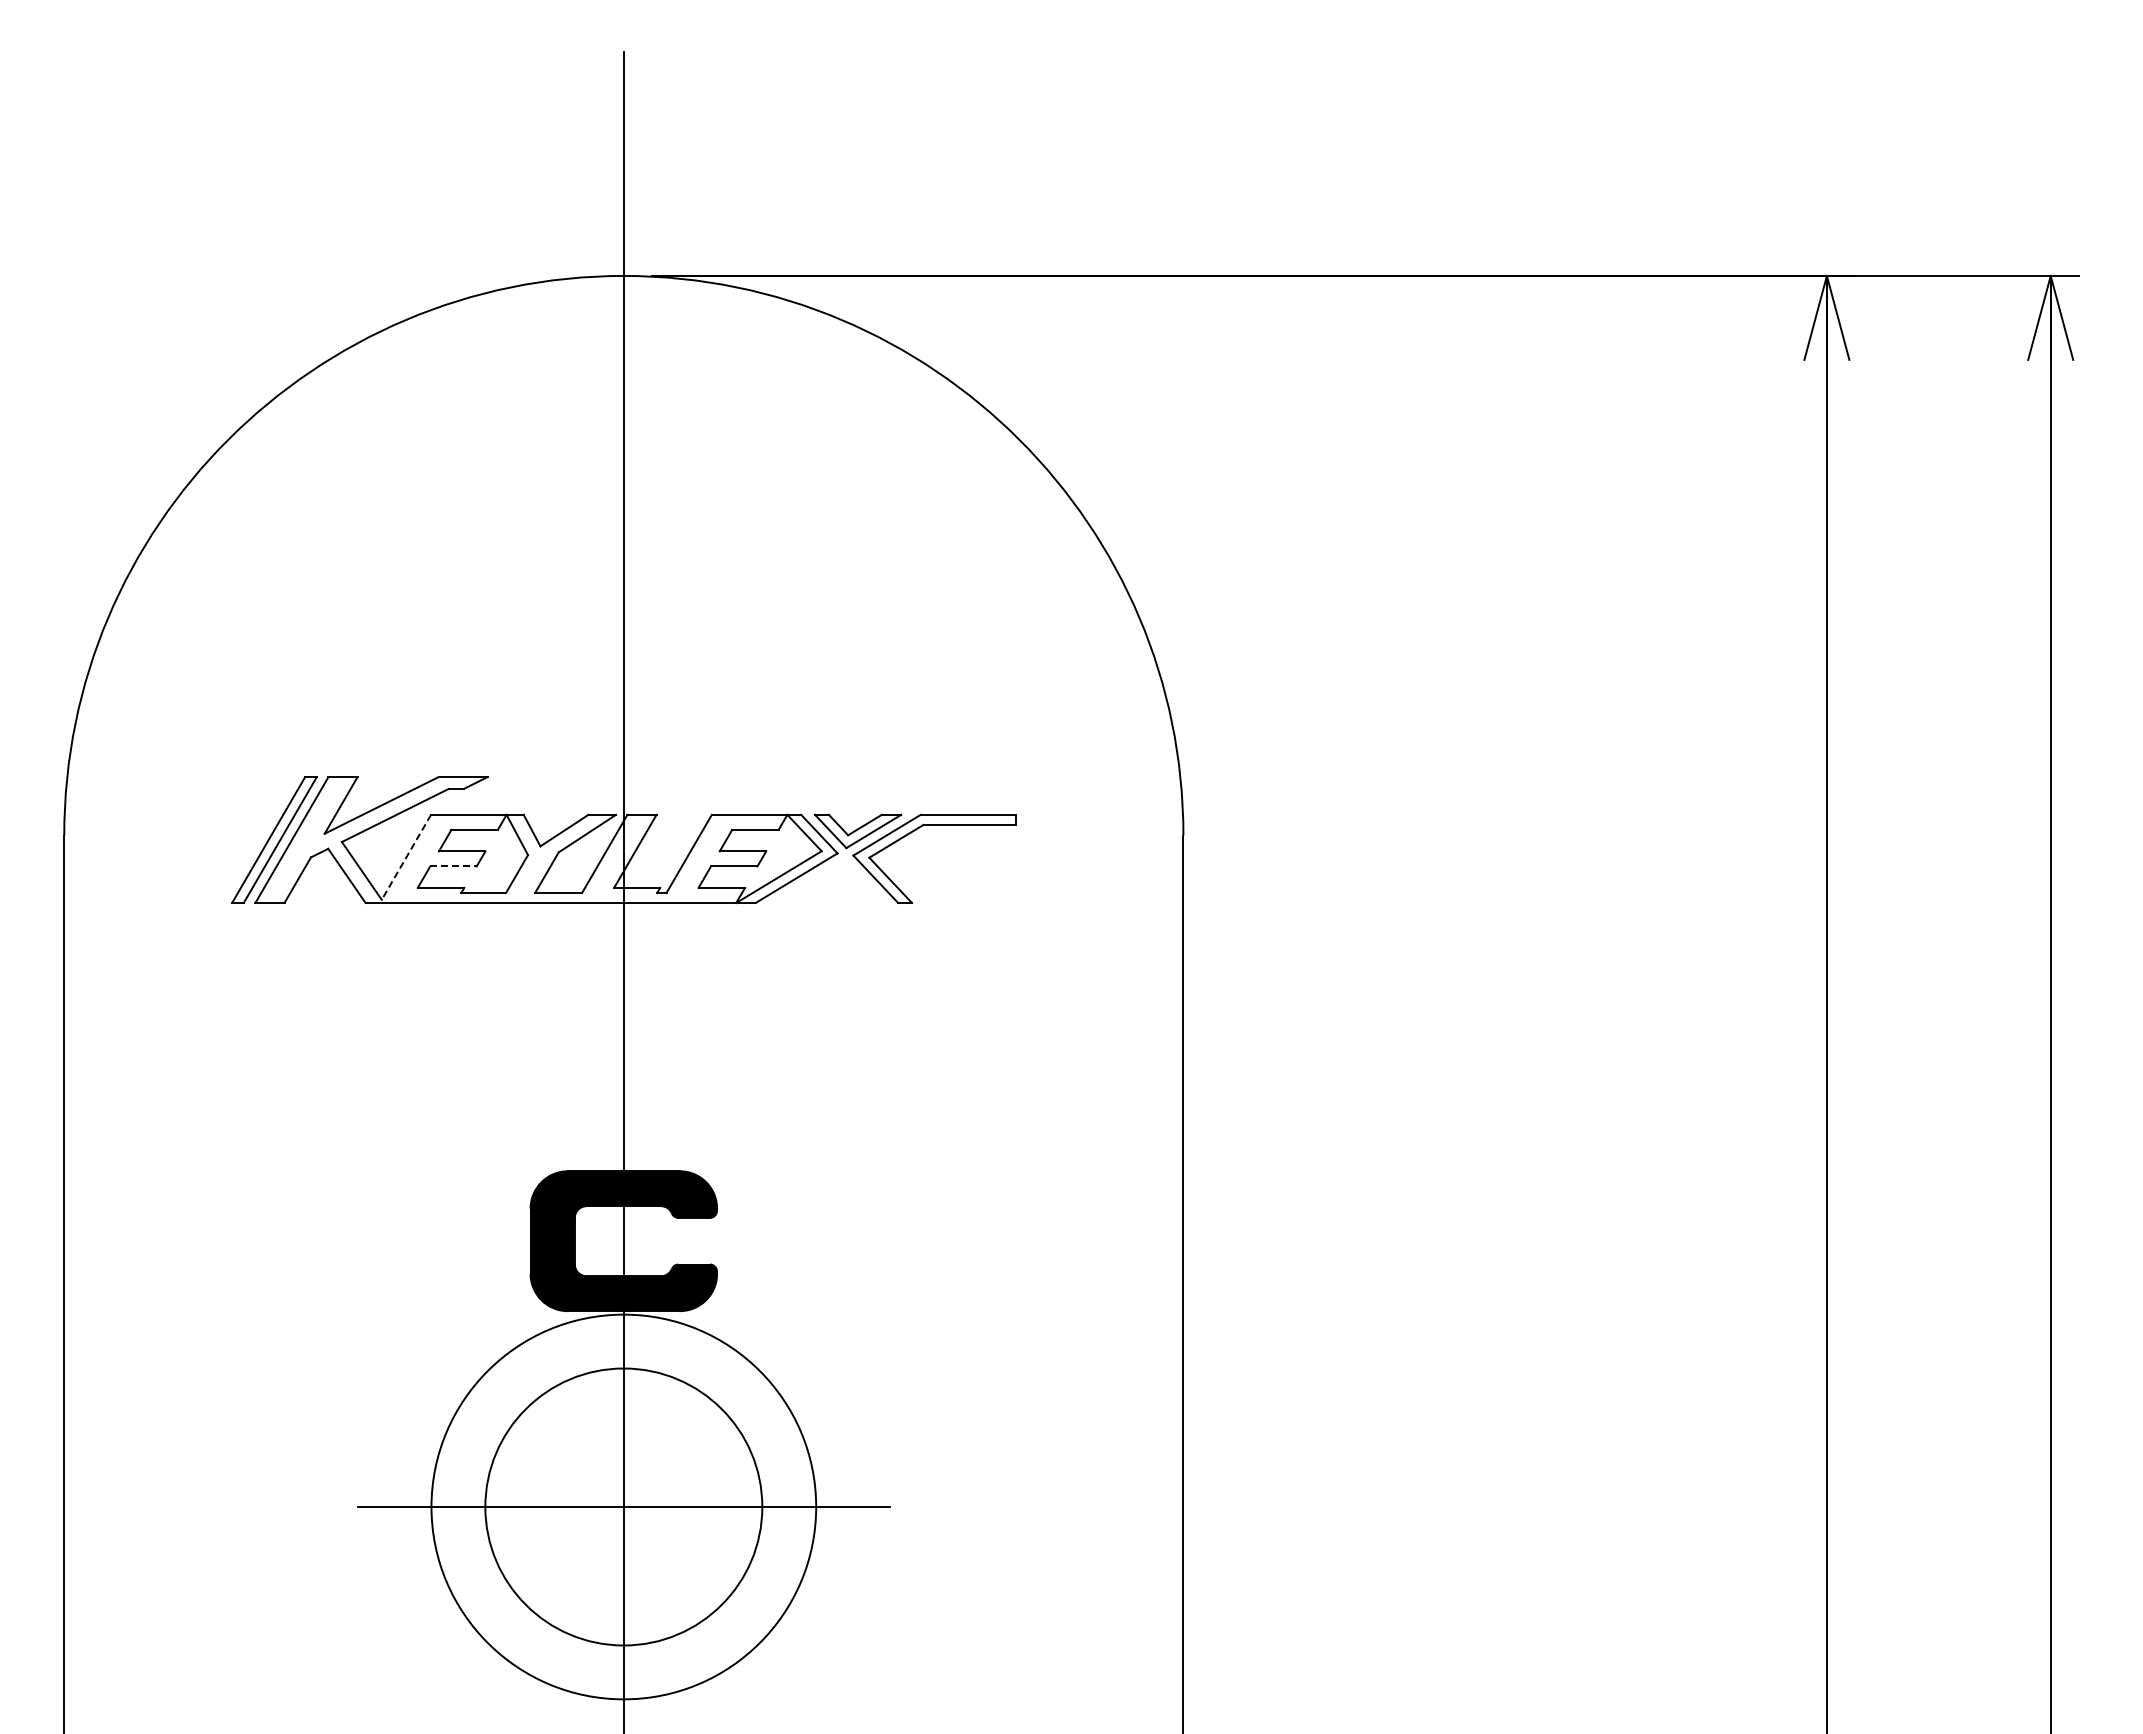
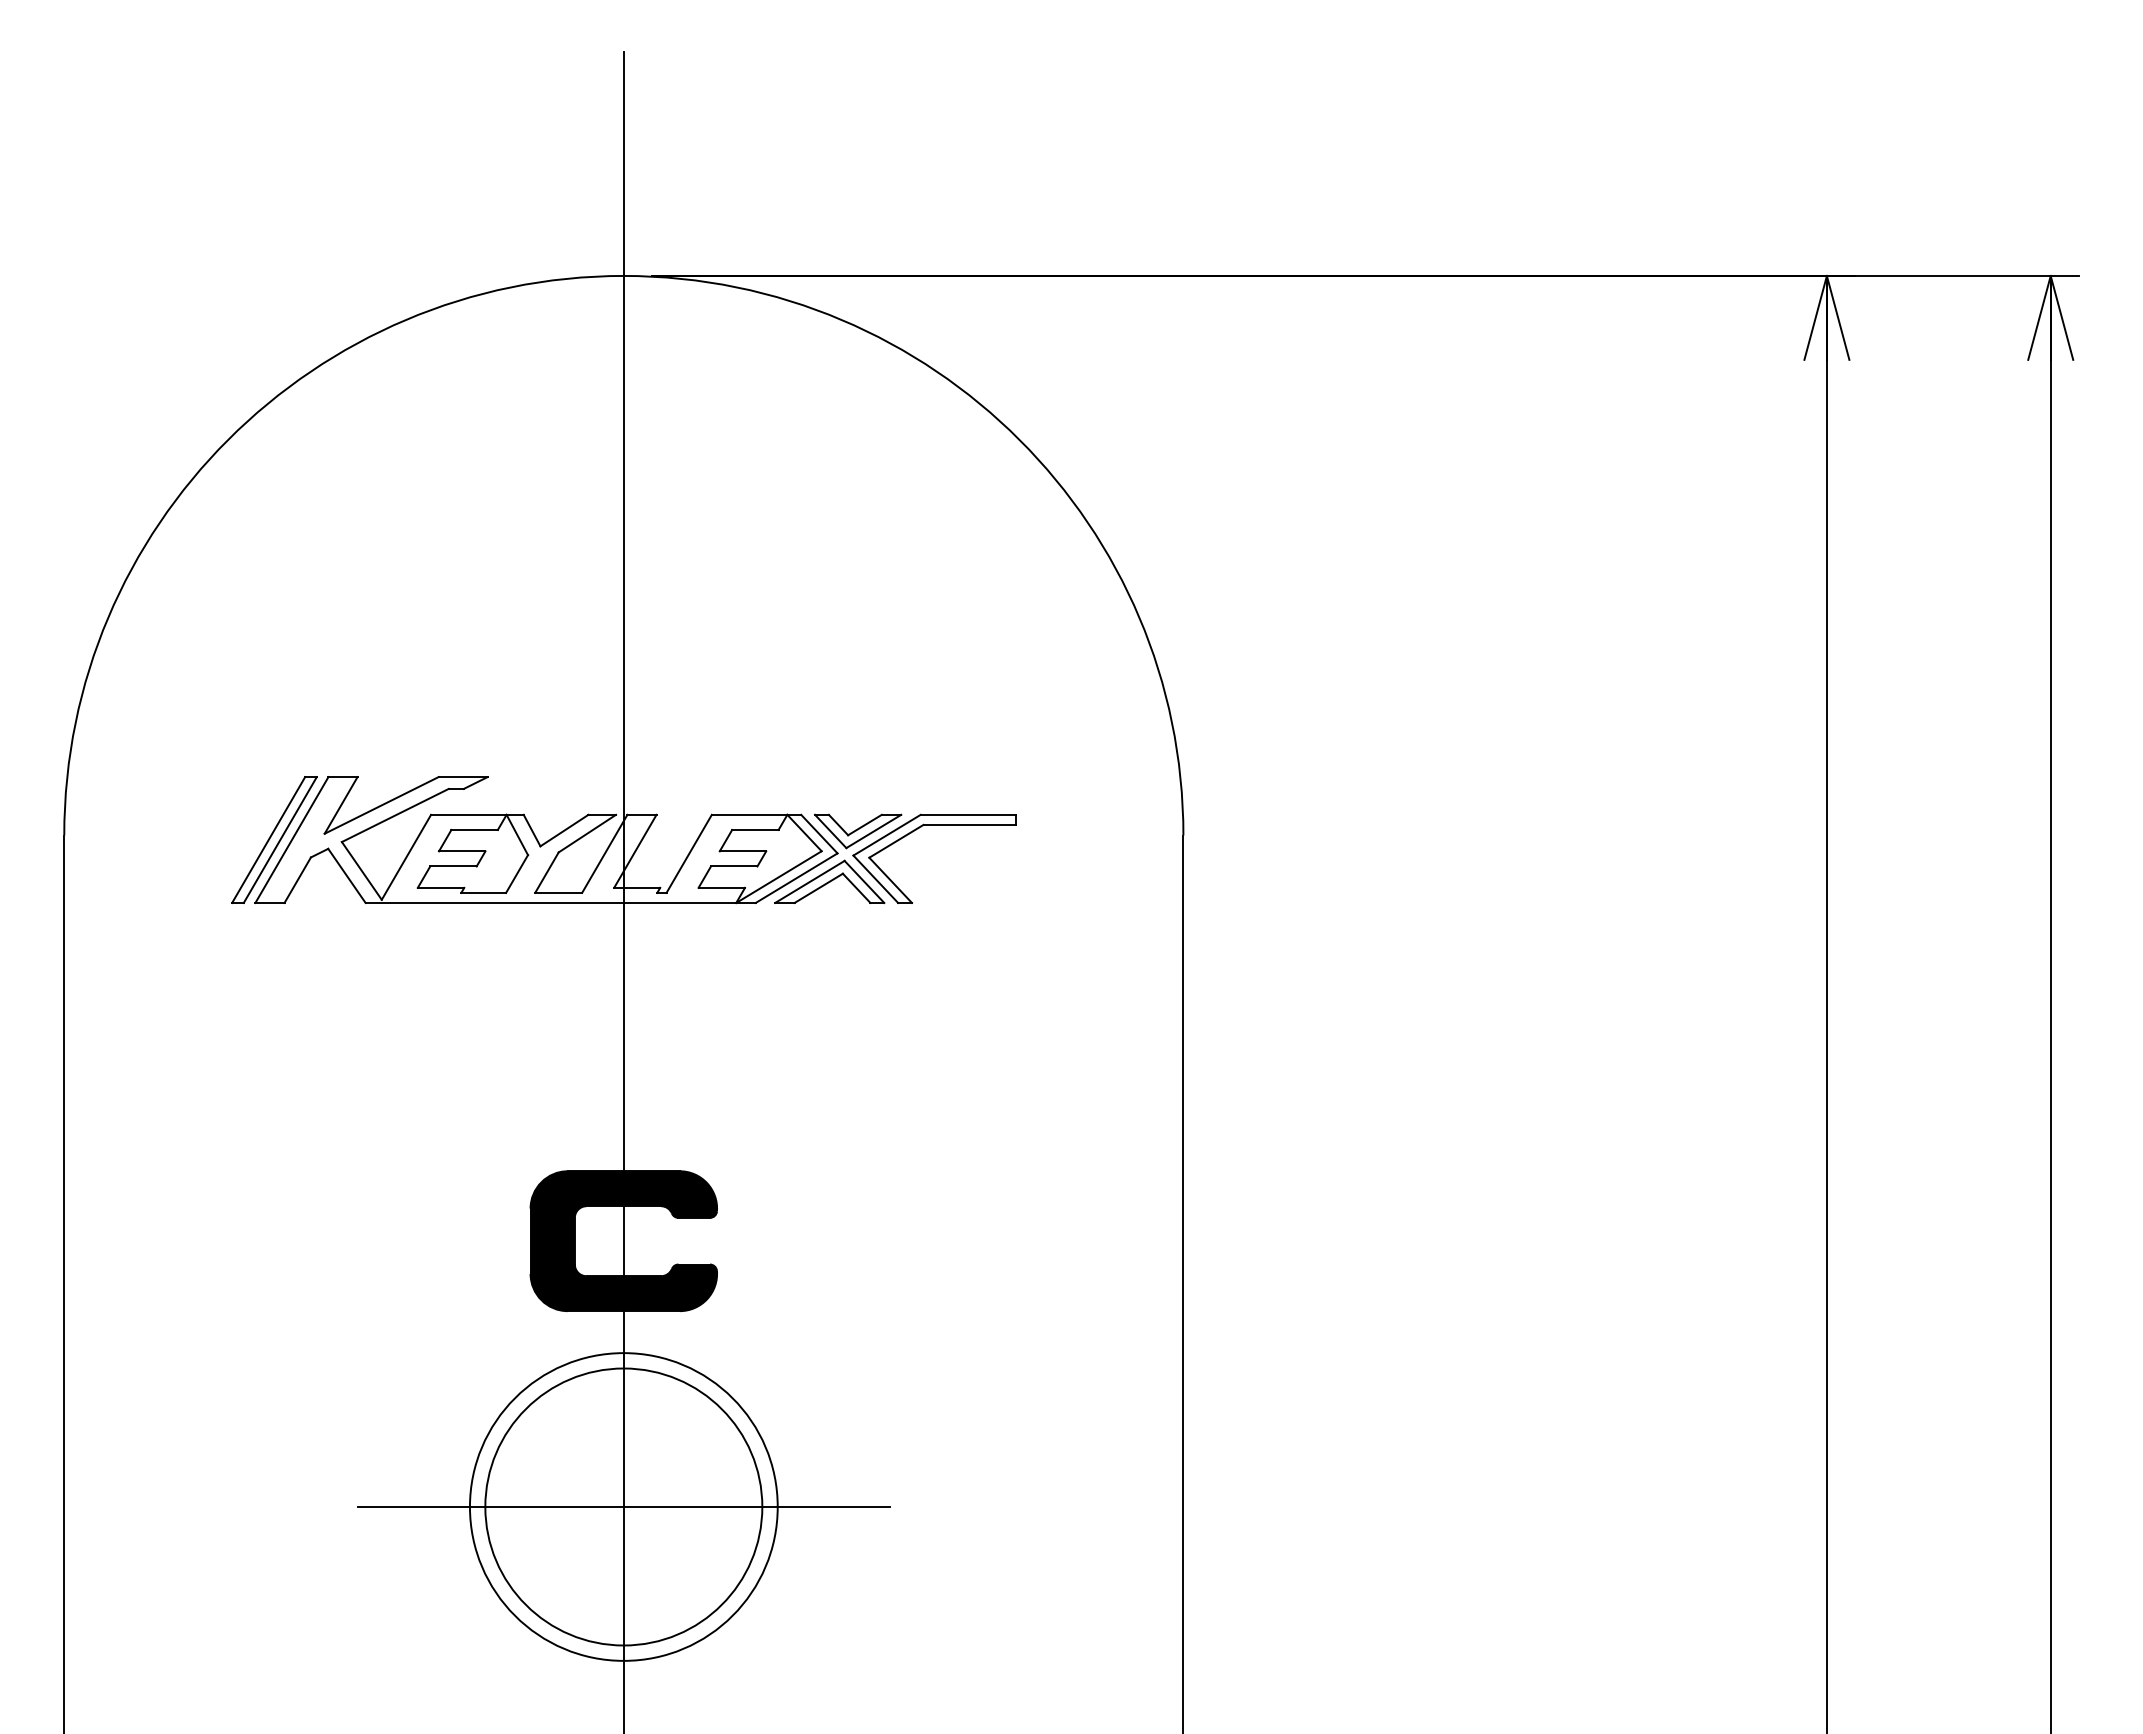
line: dashed -> solid (406, 857)
line: dashed -> solid (453, 866)
part: none -> present (829, 881)
circle diameter: 385 px -> 308 px (623, 1506)
